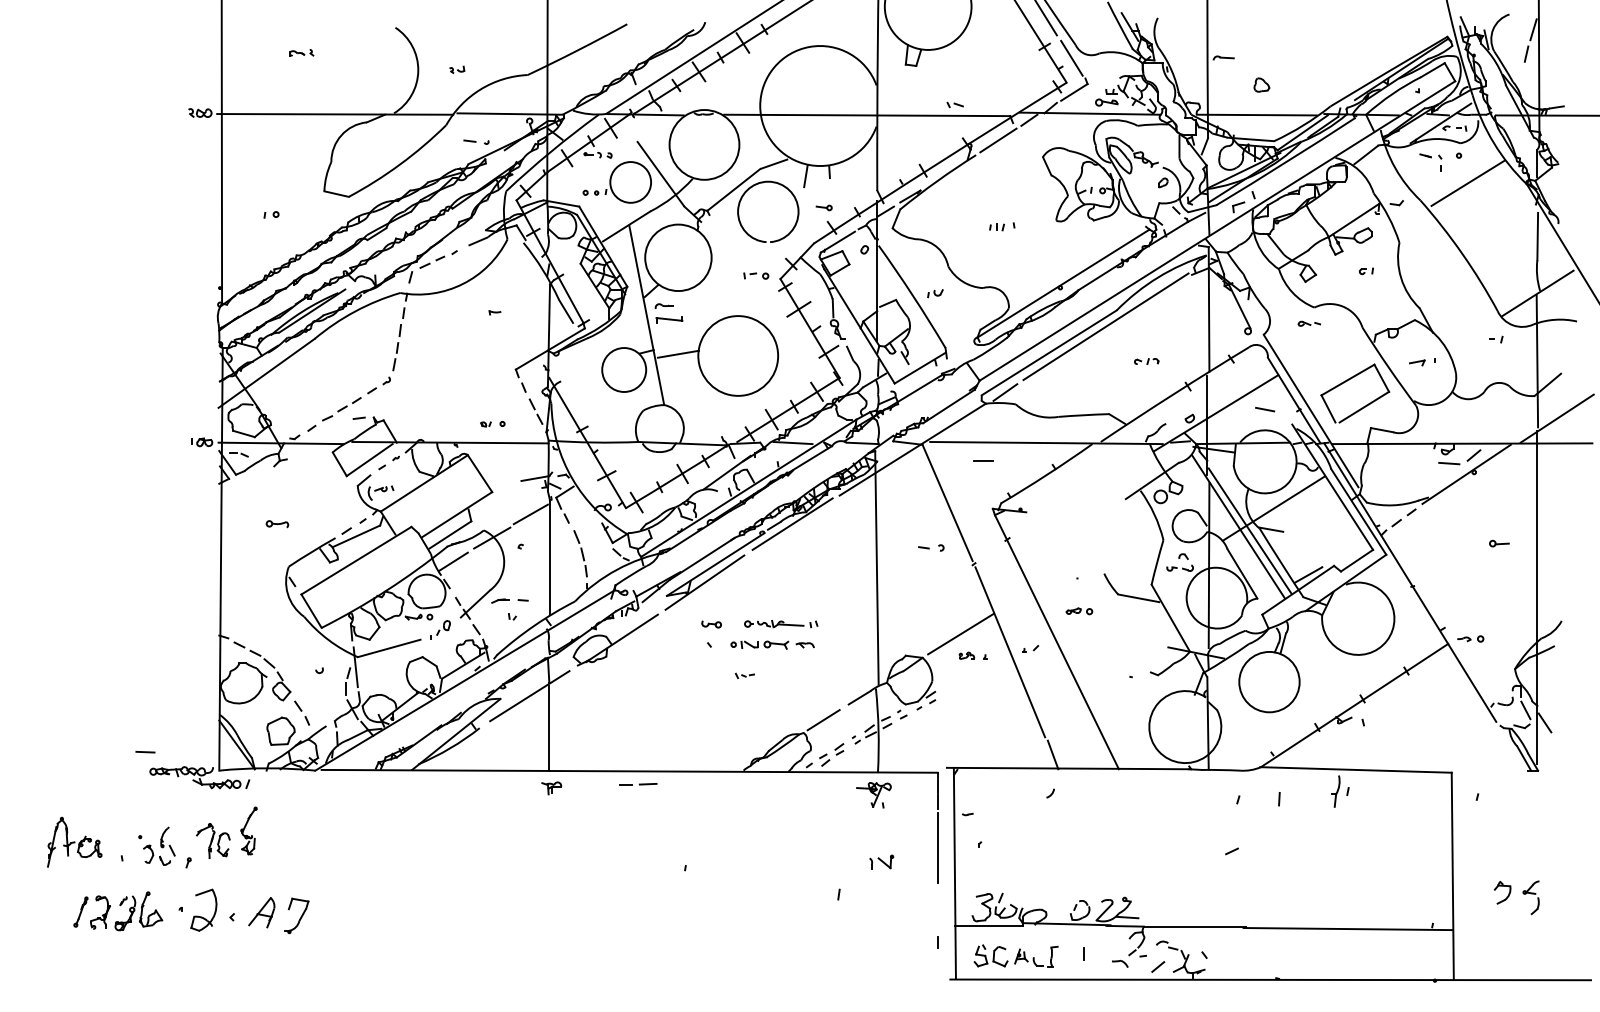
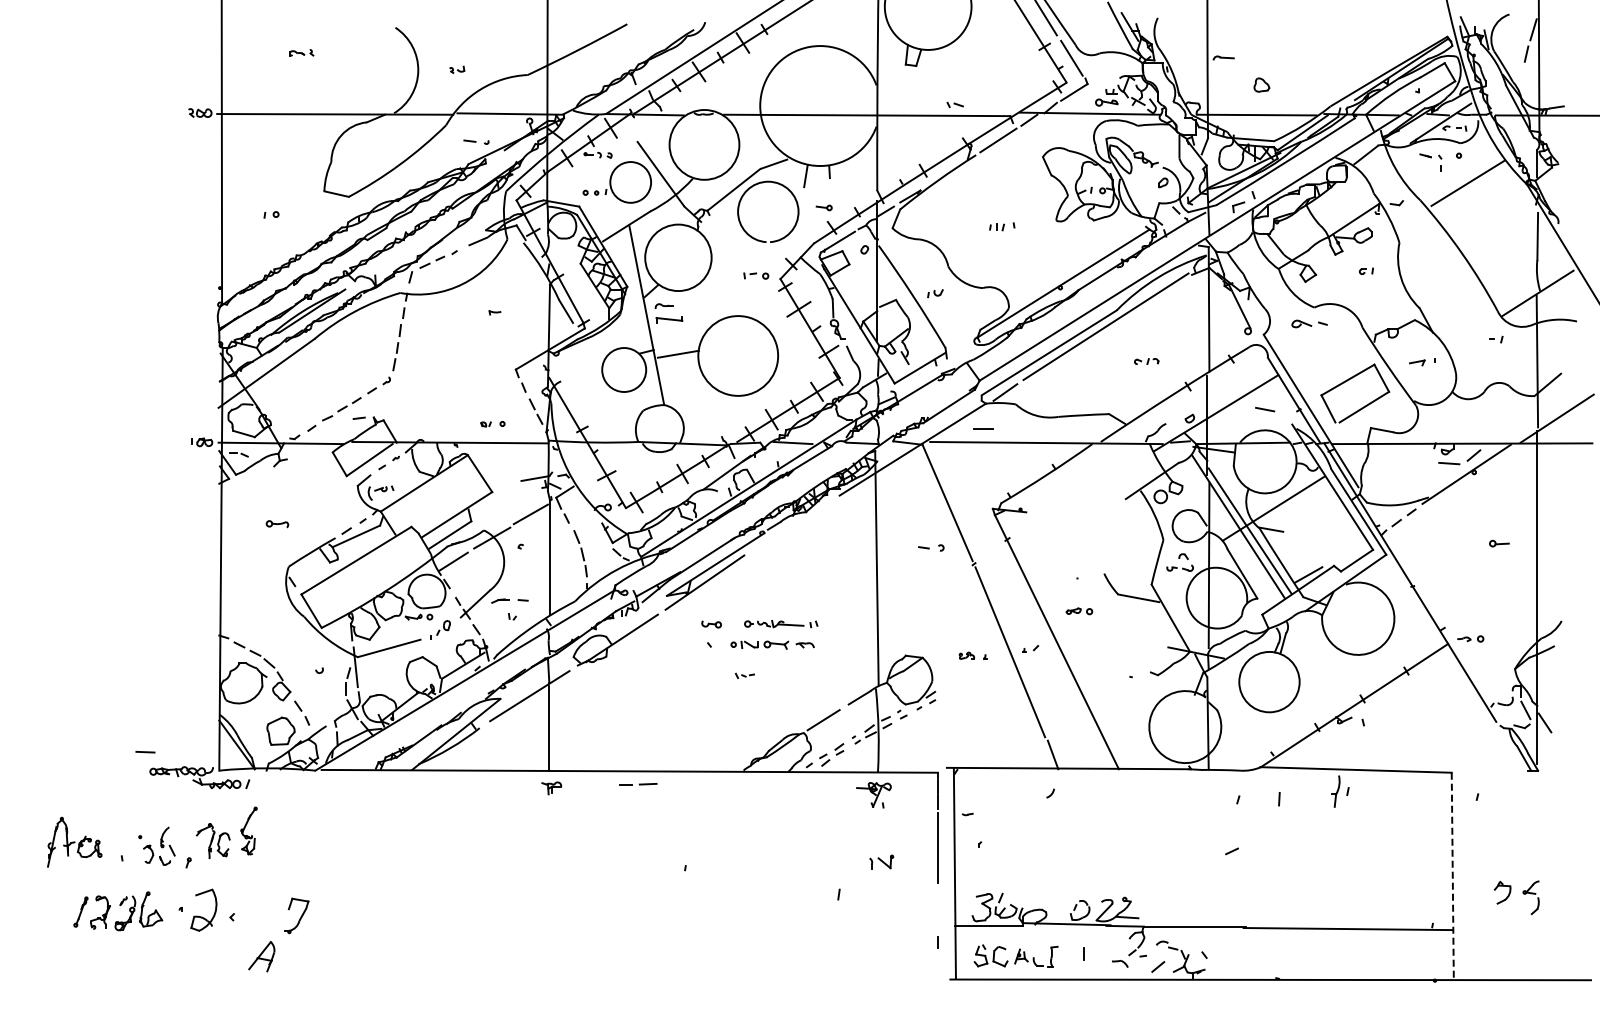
part size: 24x7 px -> 37x10 px (1309, 323)
line position: (983, 460) -> (983, 428) (983, 428)
line: present -> none (792, 523)
line: present -> none (960, 633)
line: solid -> dashed (1452, 876)
part position: (261, 912) -> (261, 956) (261, 956)
